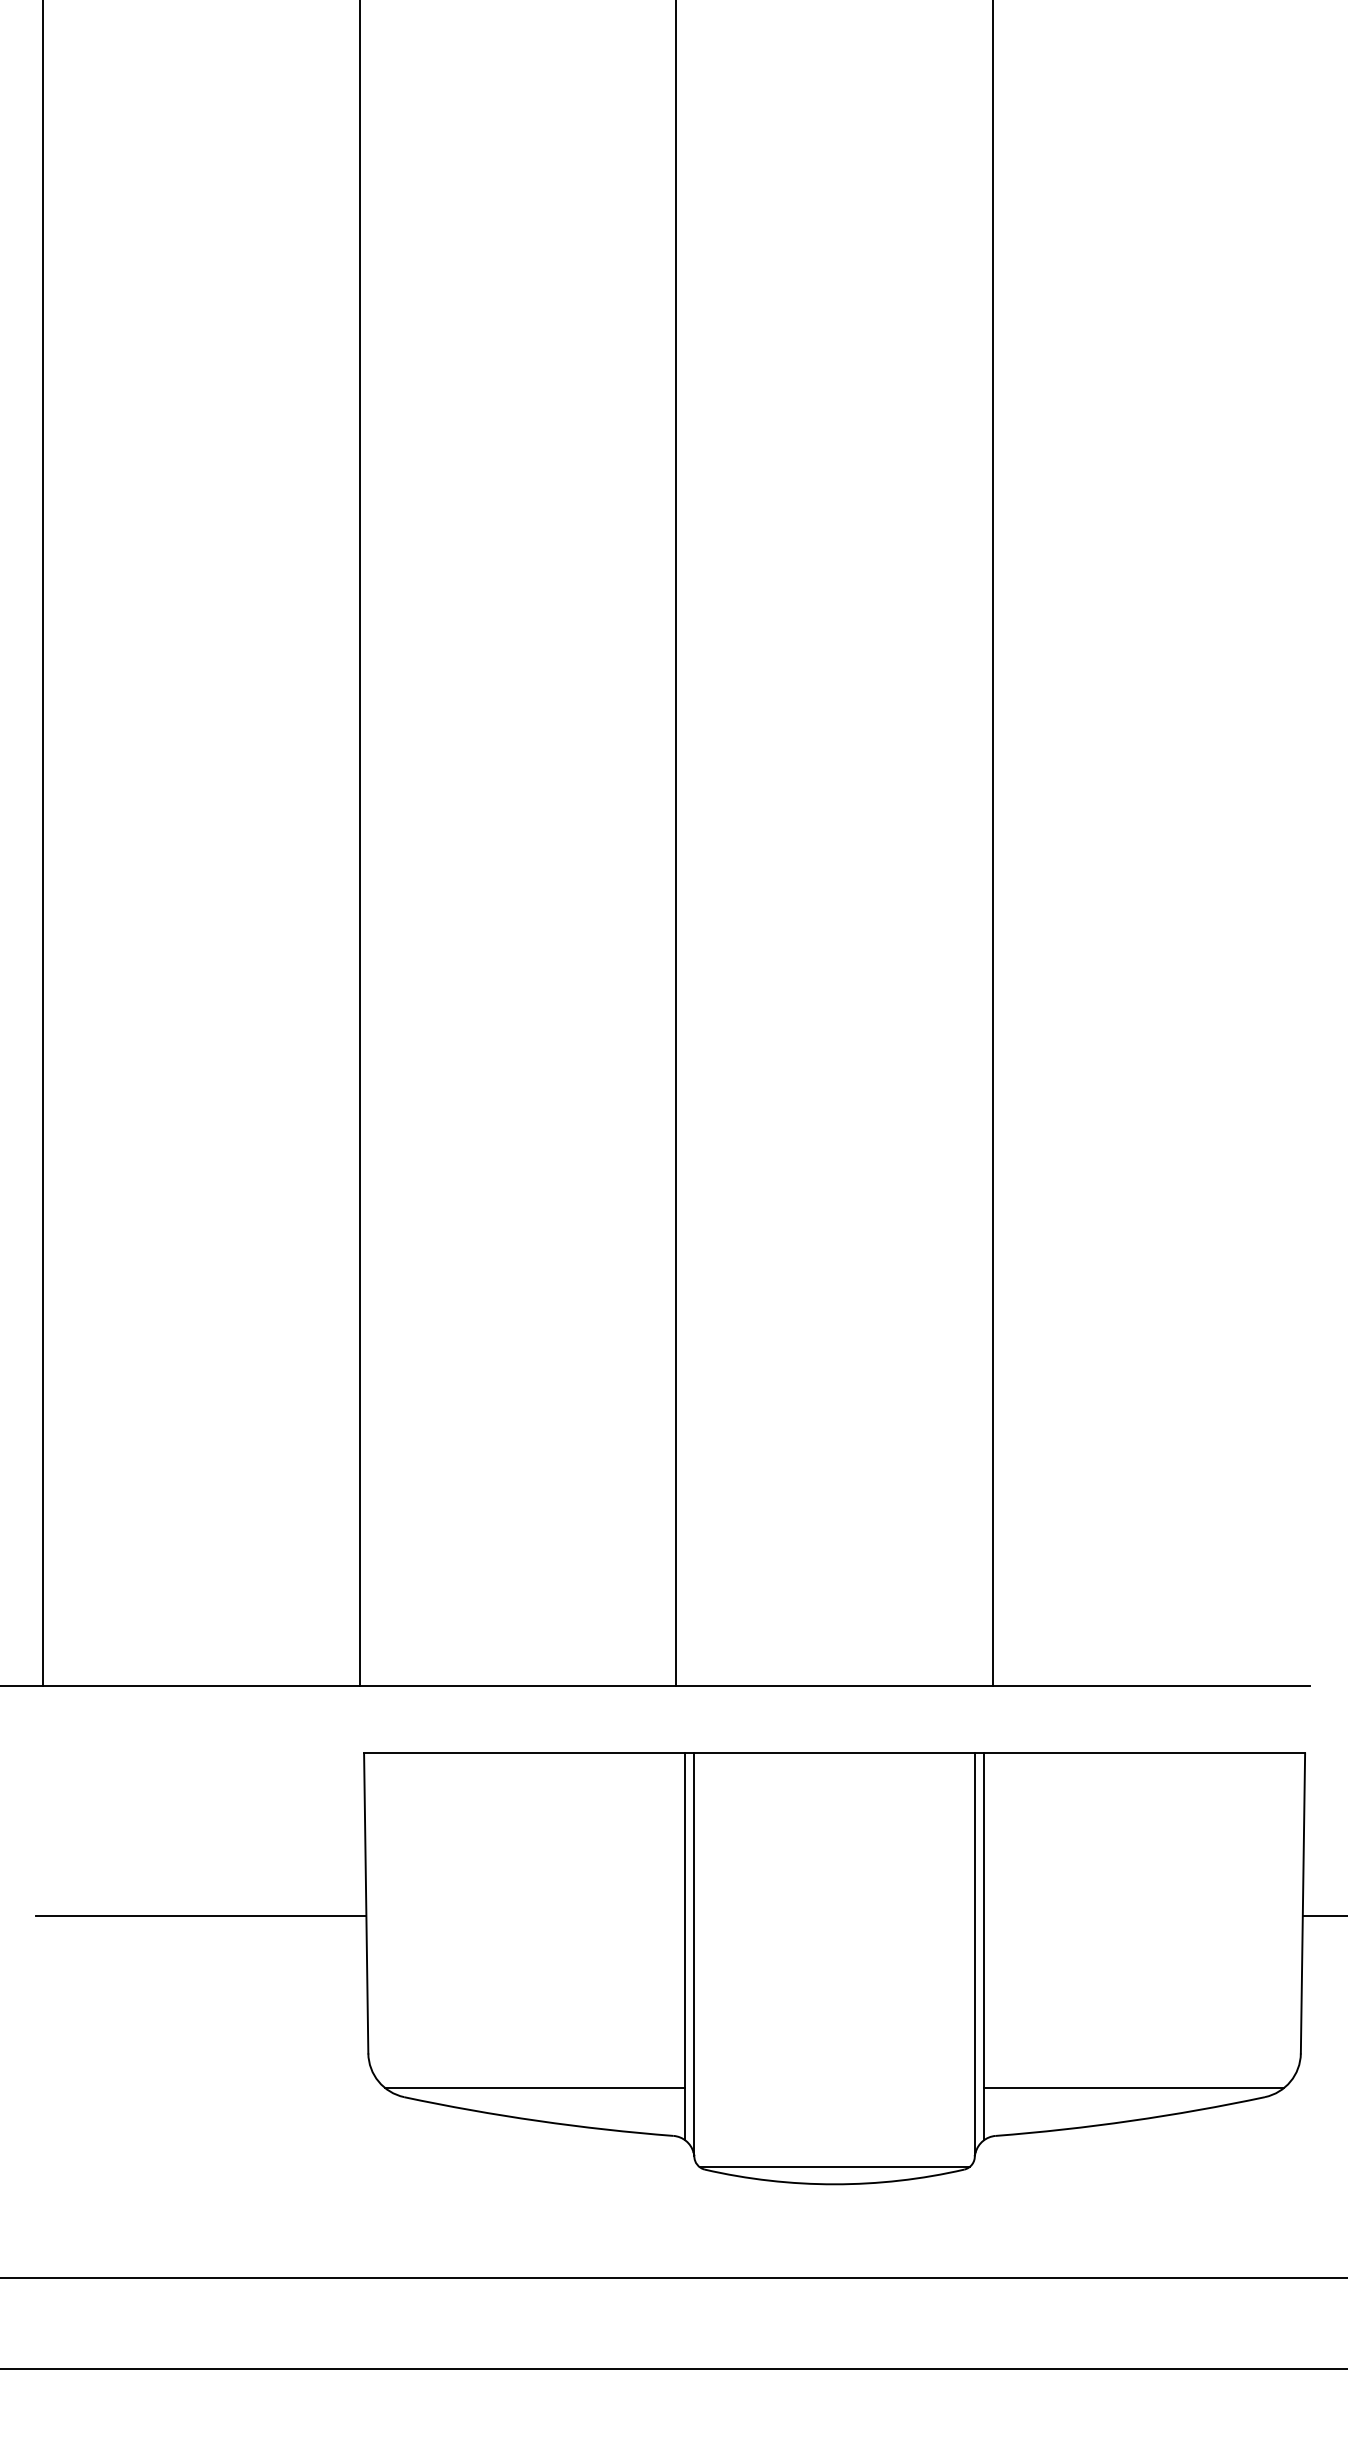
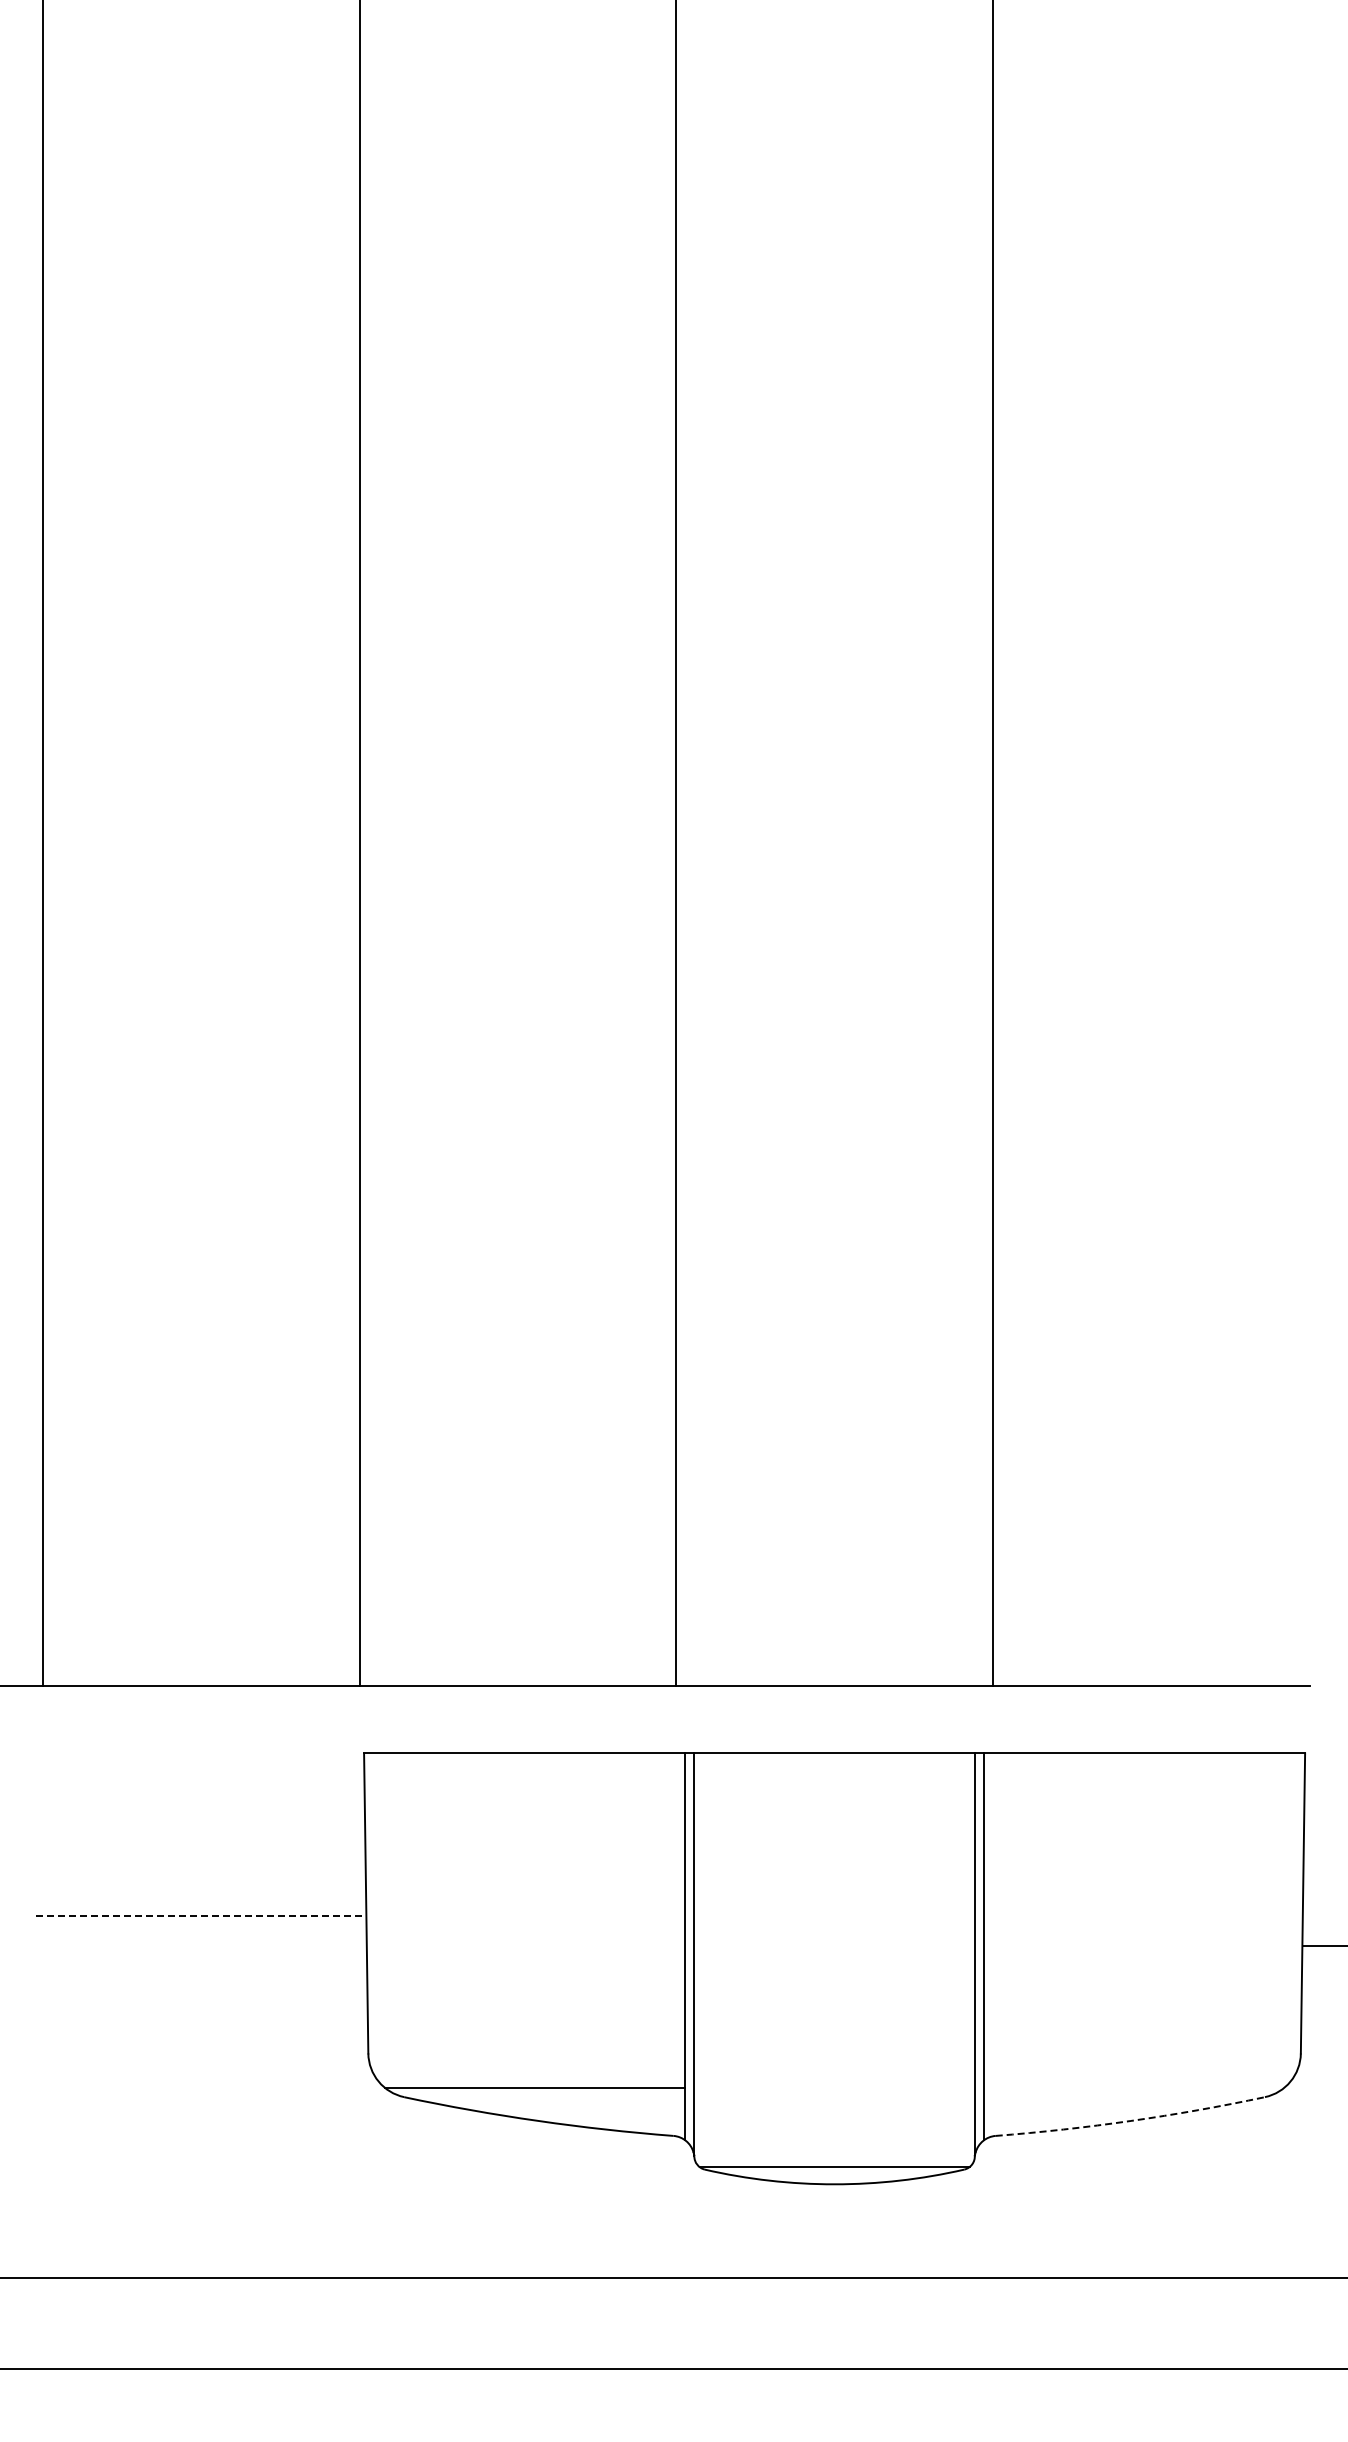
line: solid -> dashed (201, 1916)
line position: (1323, 1916) -> (1323, 1946) (1323, 1946)
line: present -> none (1133, 2088)
arc: solid -> dashed (1130, 2120)
